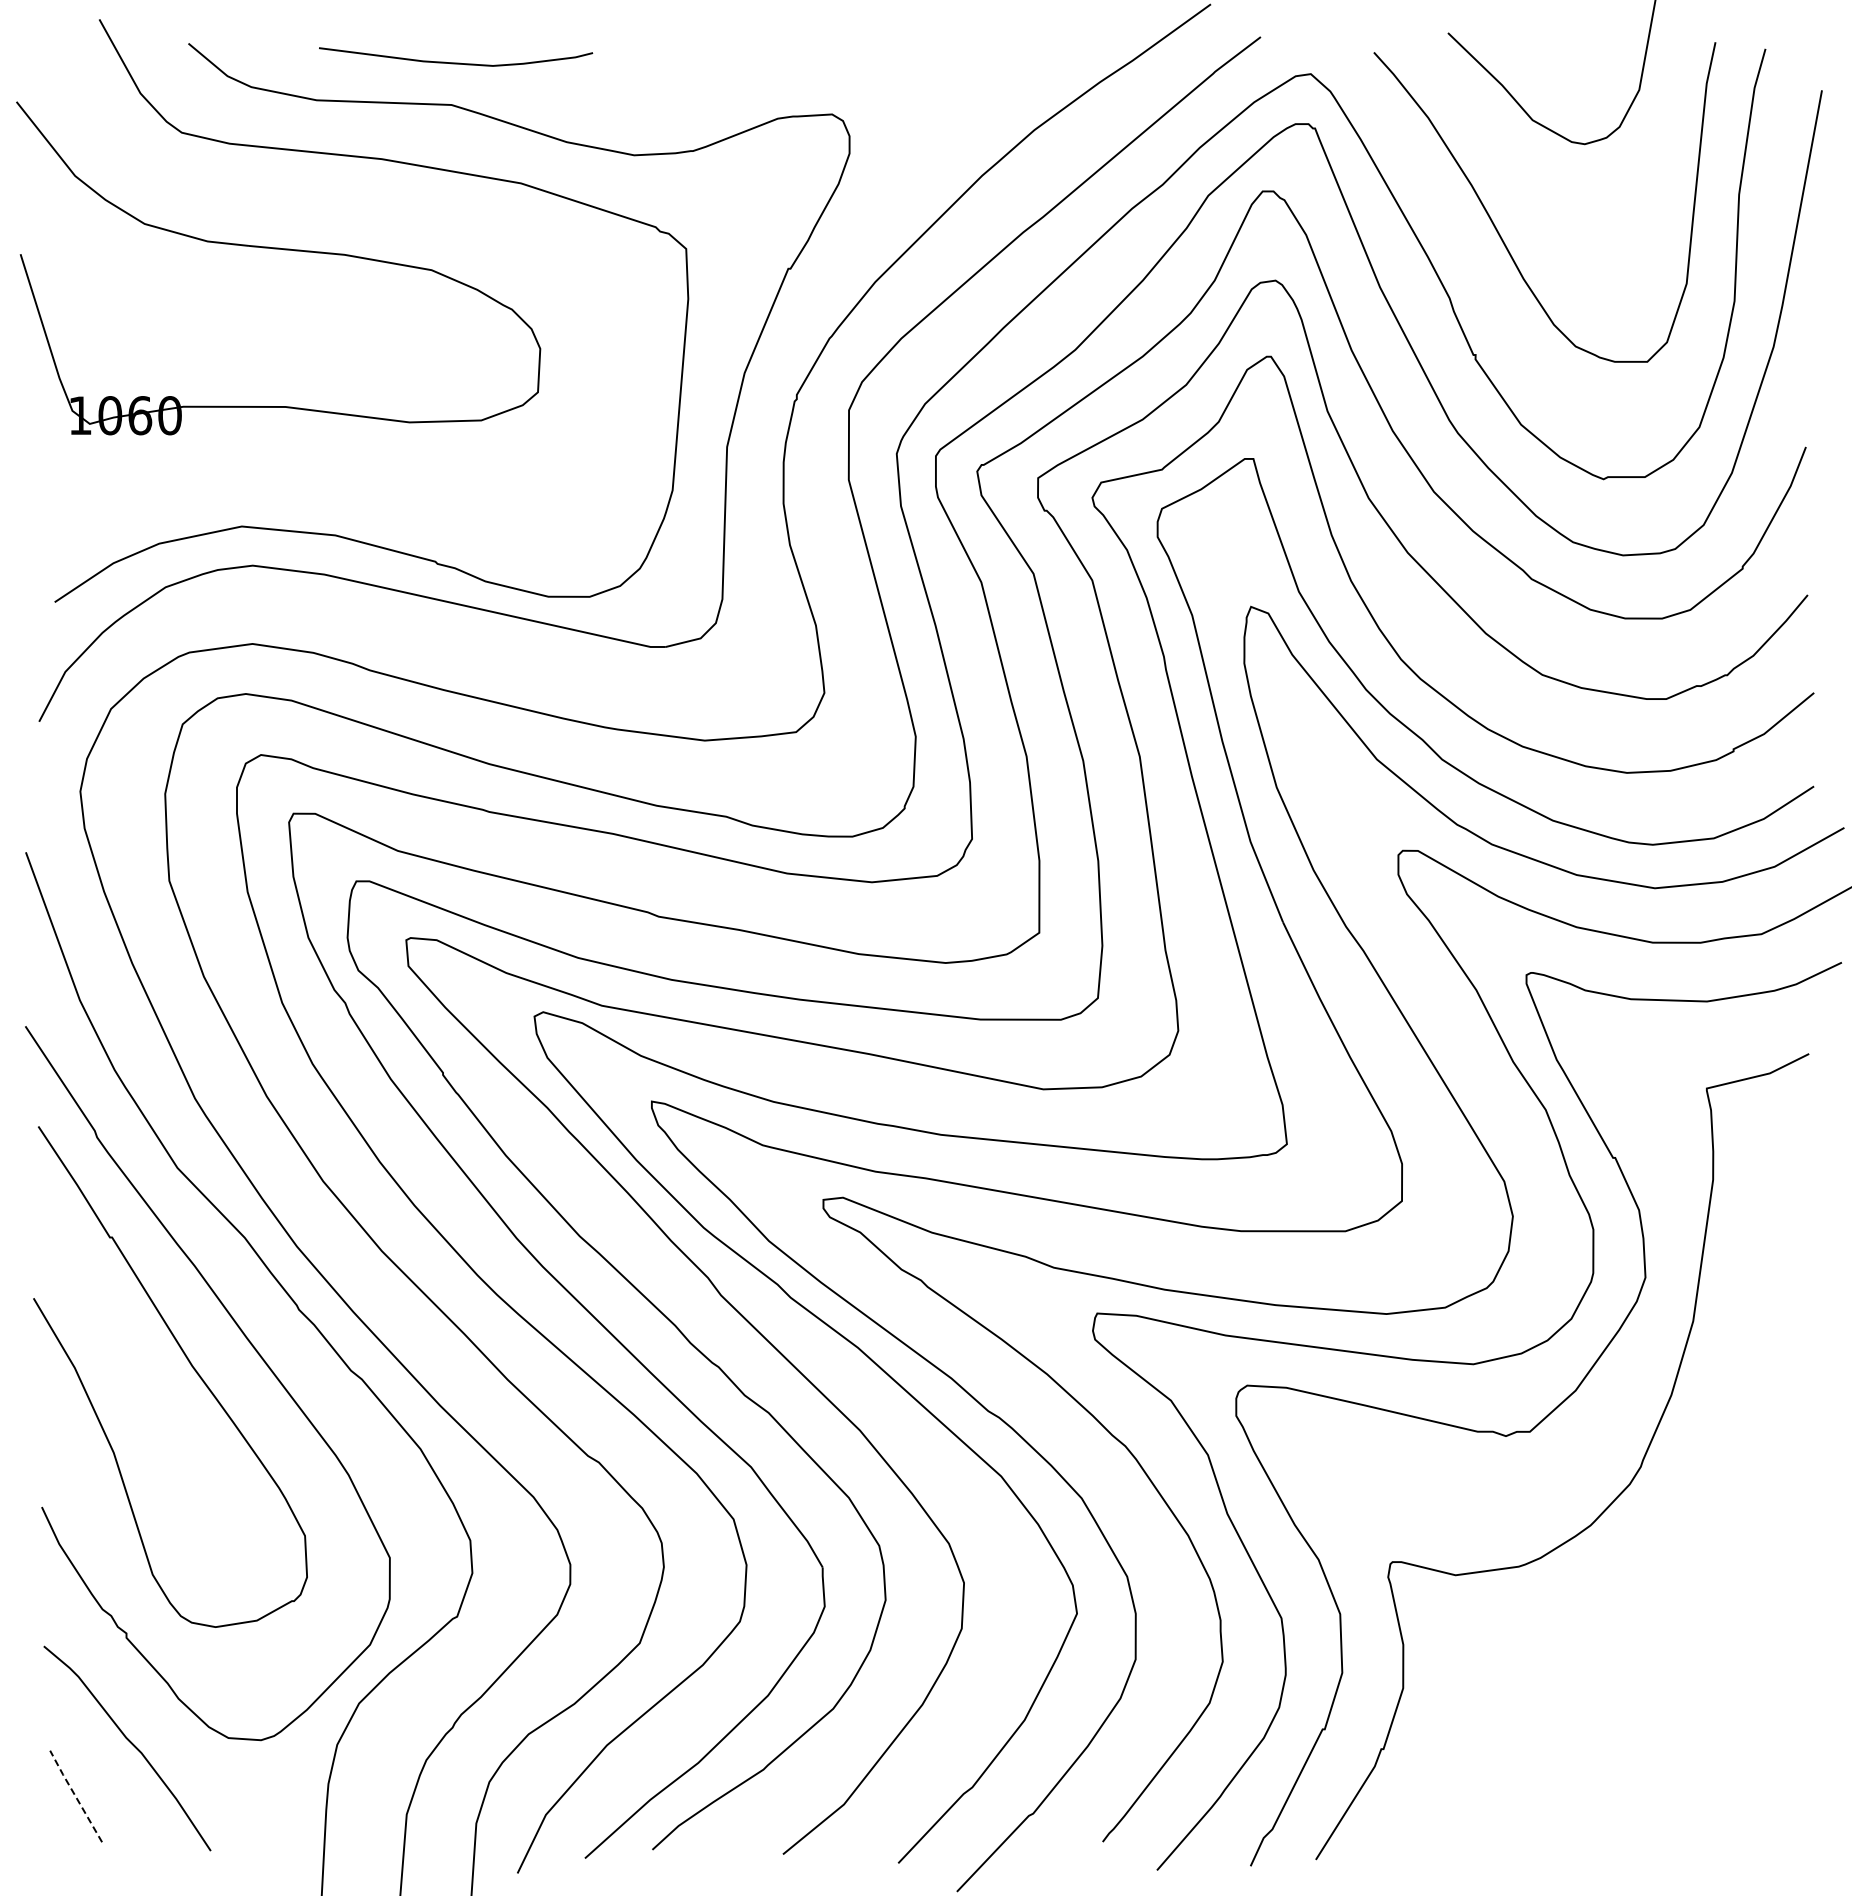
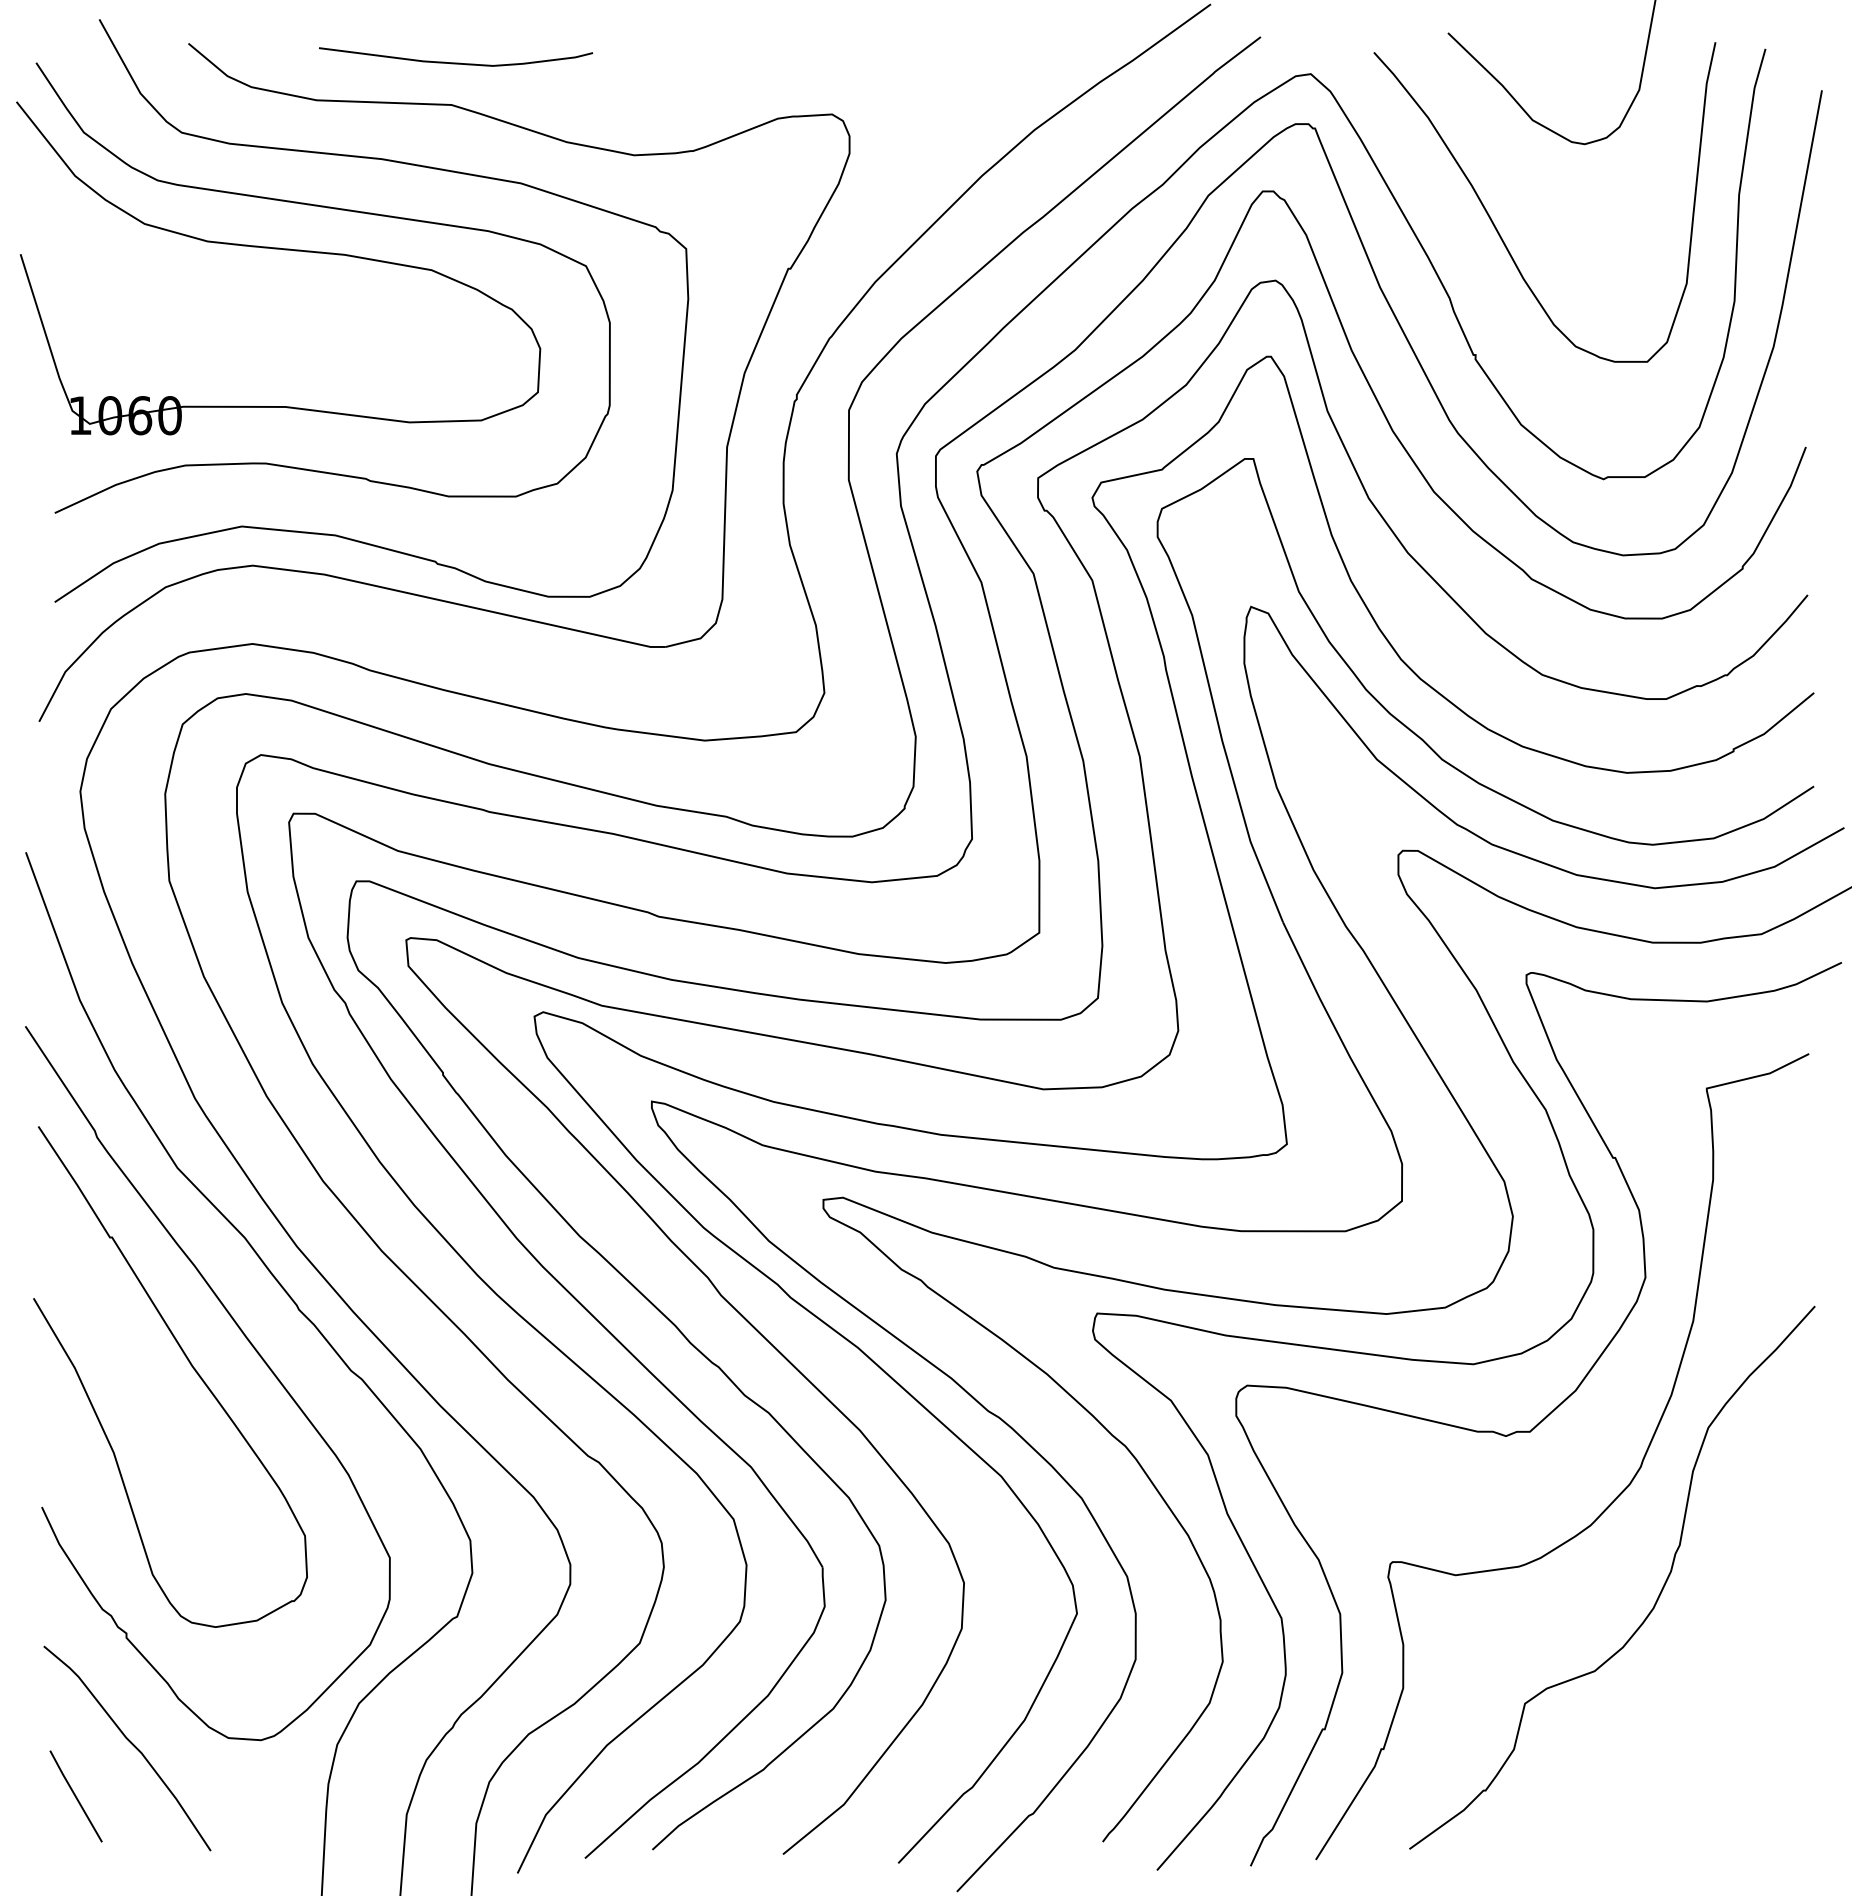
curve: none -> present (334, 209)
curve: none -> present (1656, 1599)
line: dashed -> solid (75, 1796)
